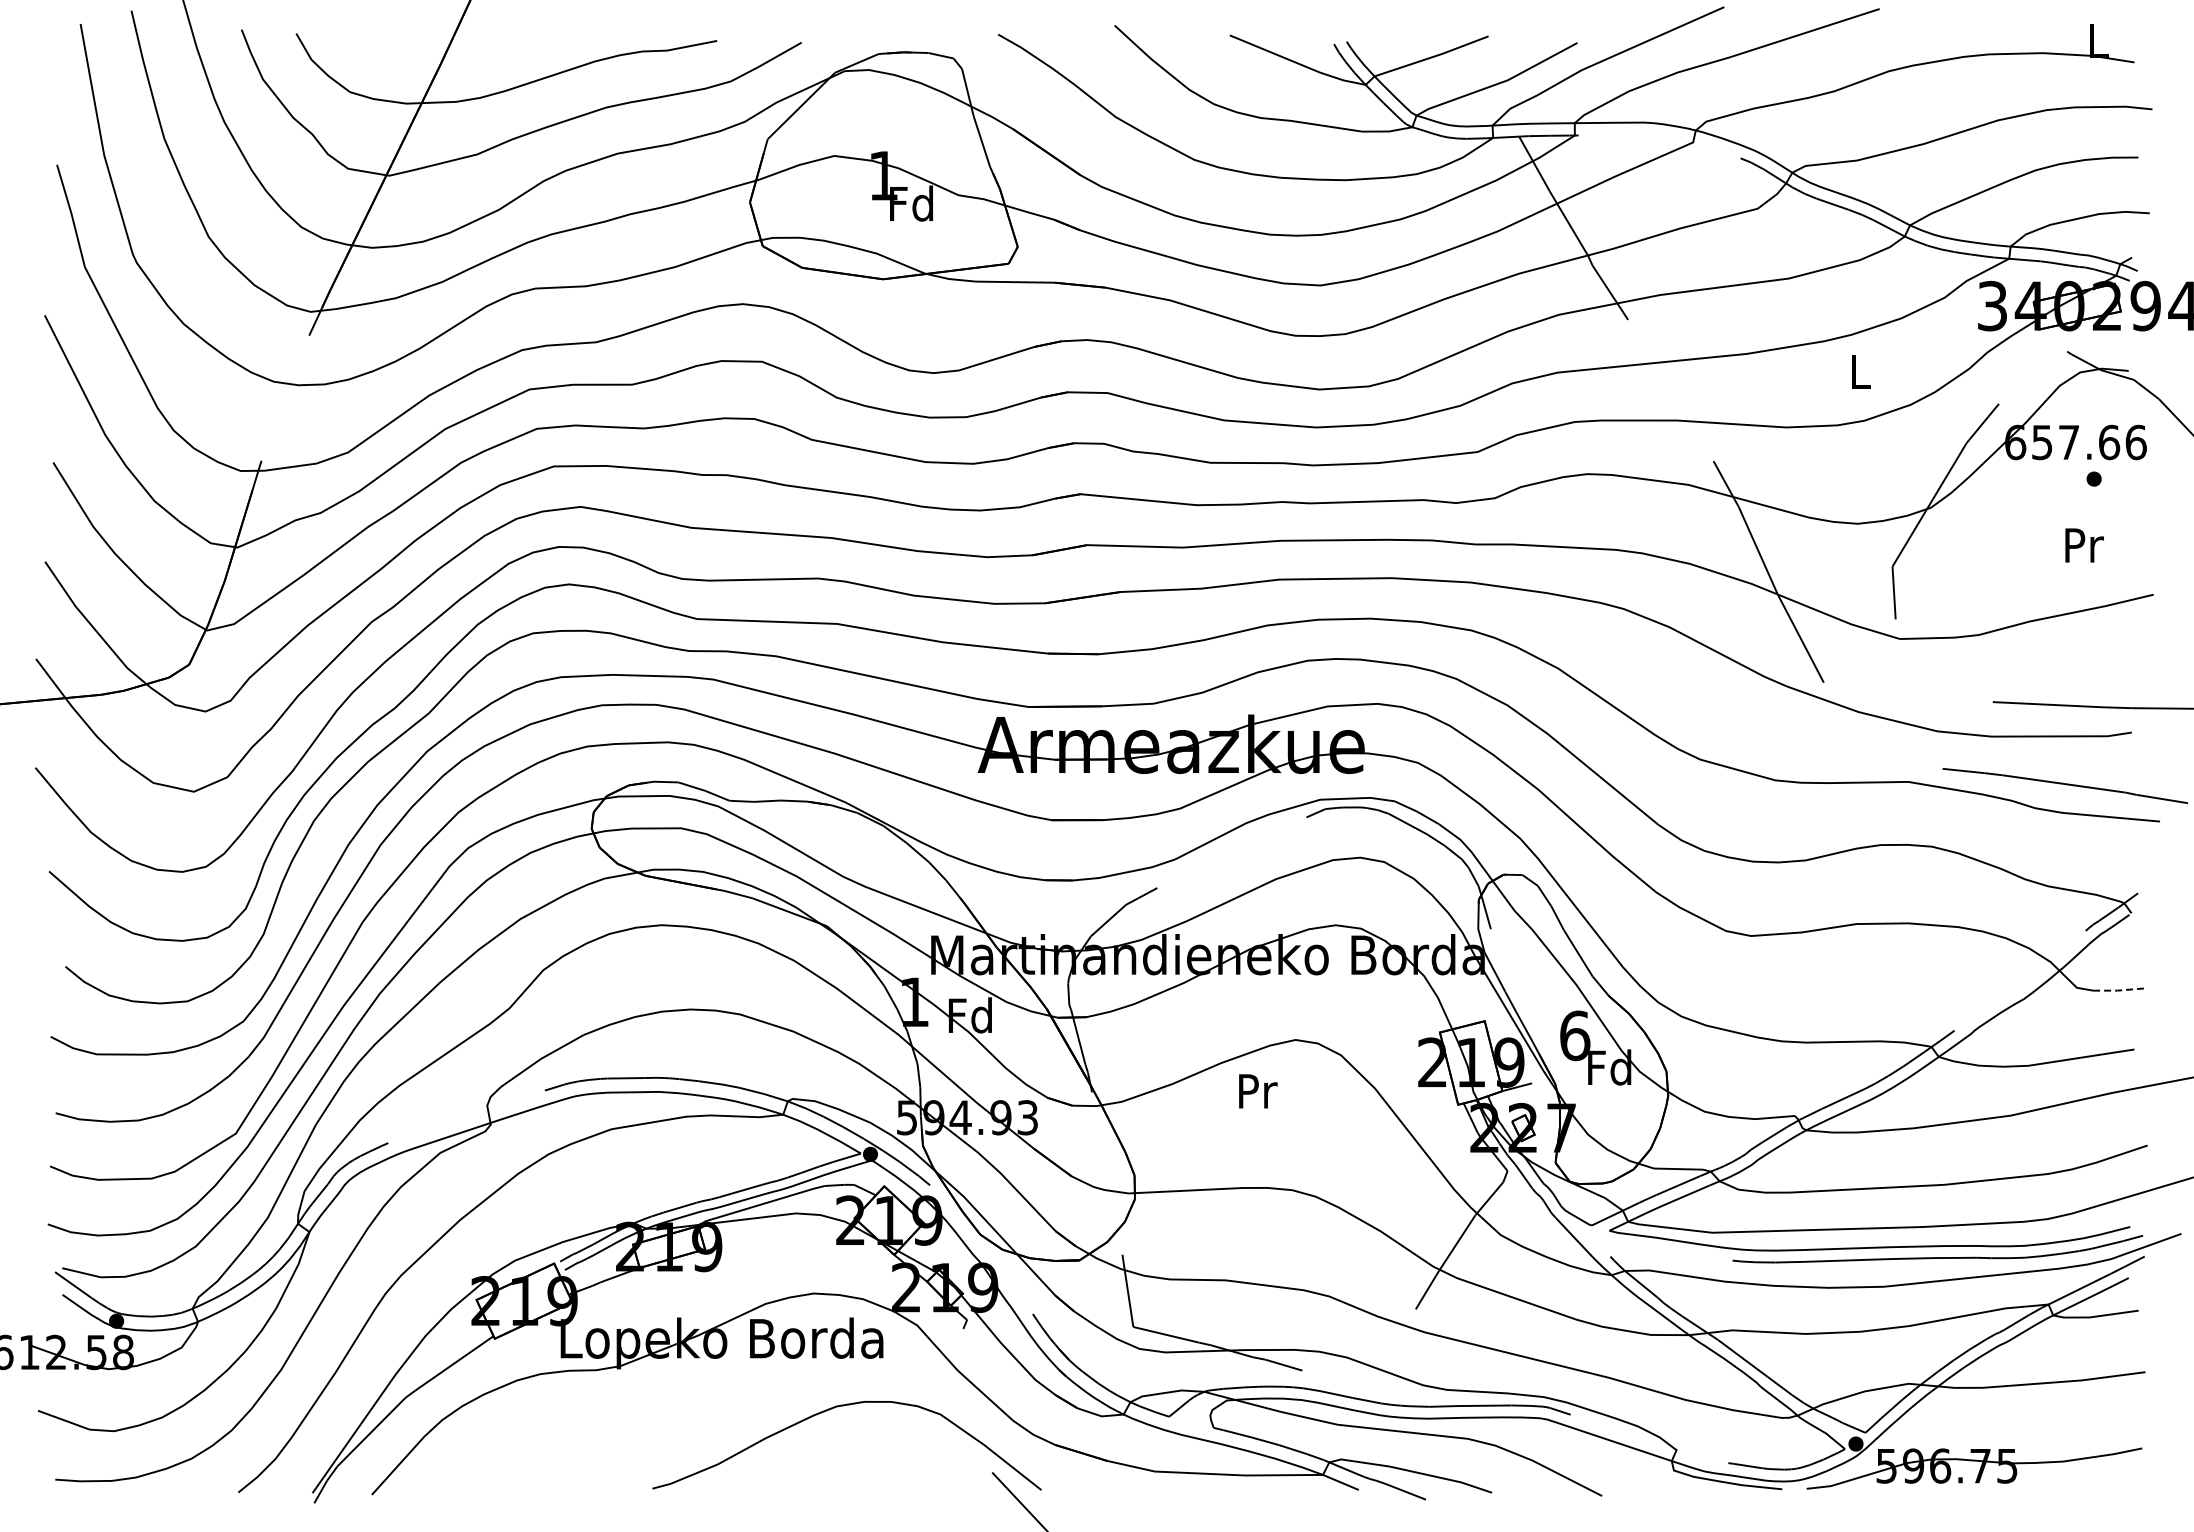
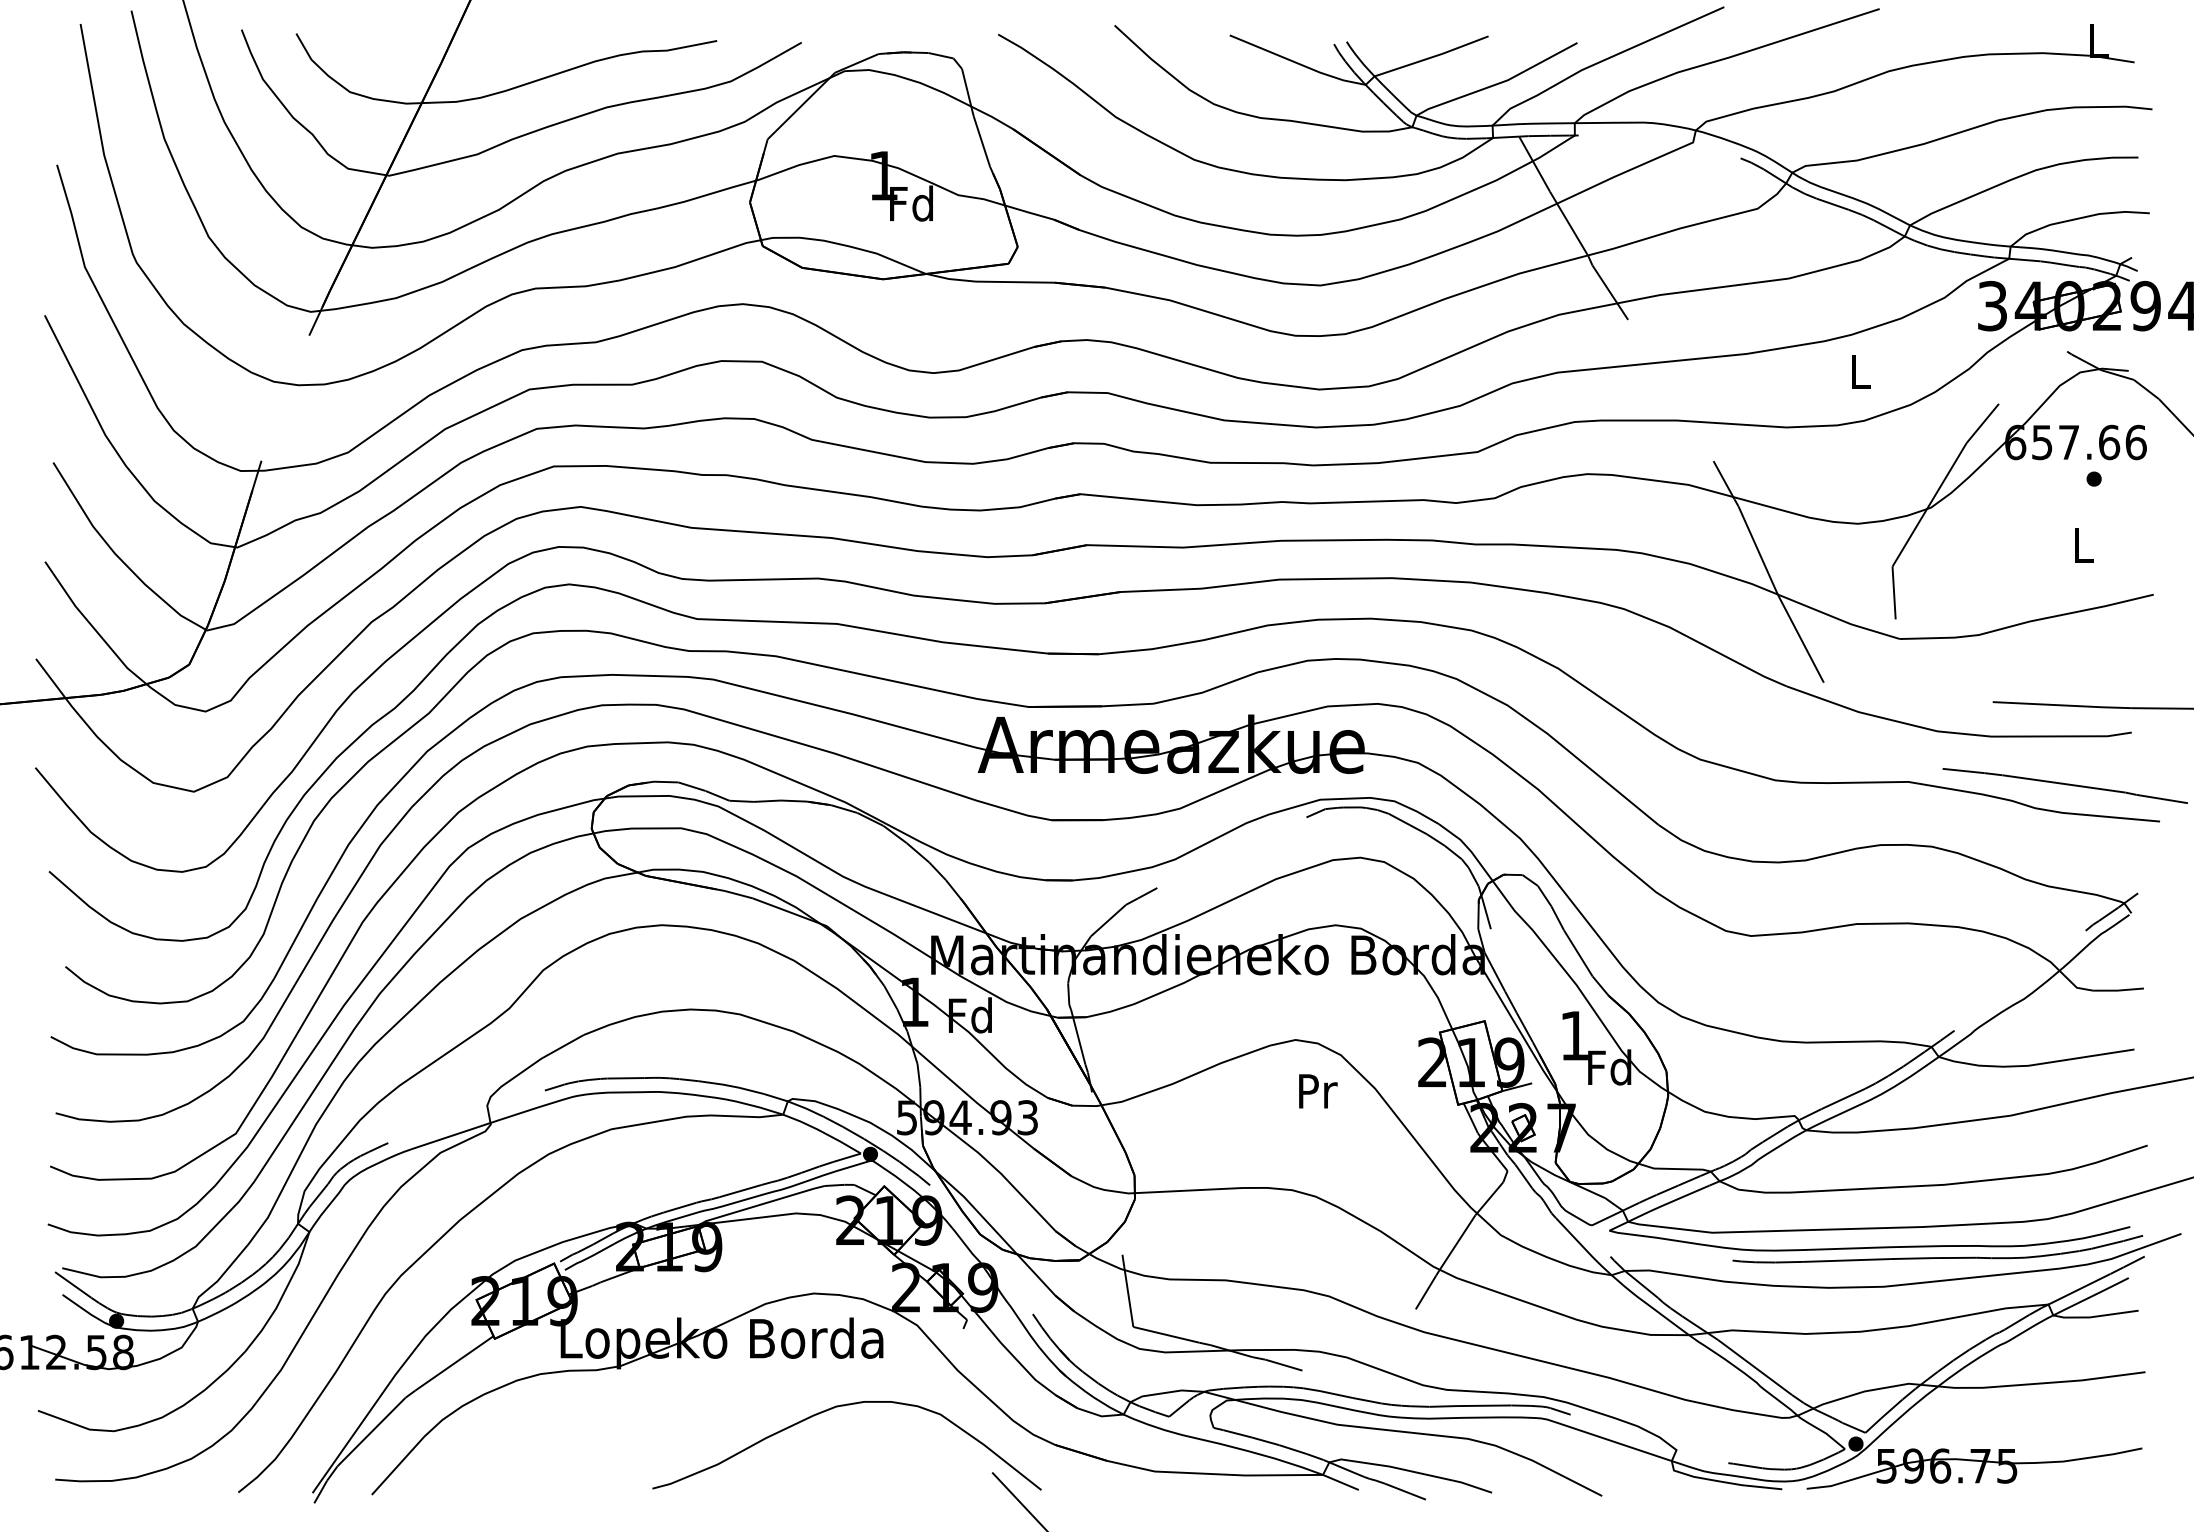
text: Pr -> L (2084, 545)
line: dashed -> solid (2118, 990)
text: 6 -> 1 (1575, 1035)
text position: (1258, 1091) -> (1318, 1091) (1318, 1091)
